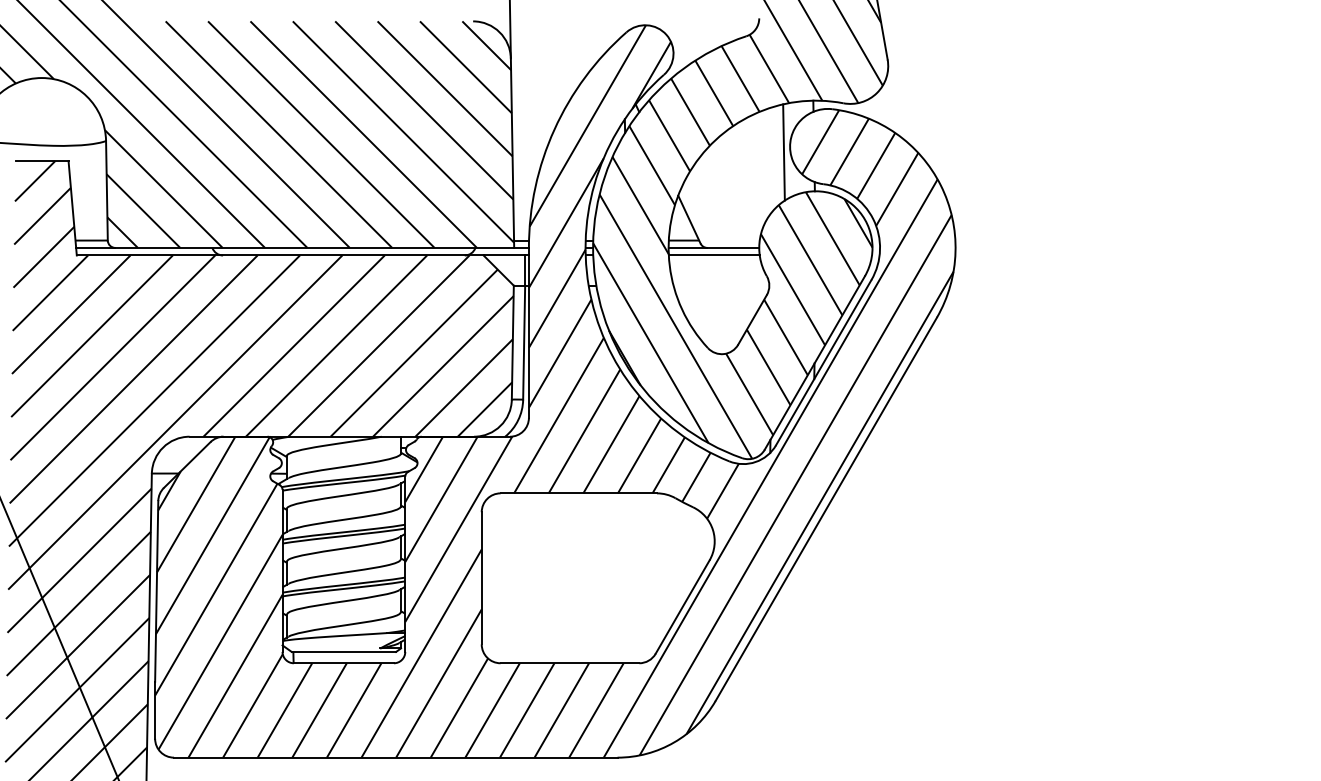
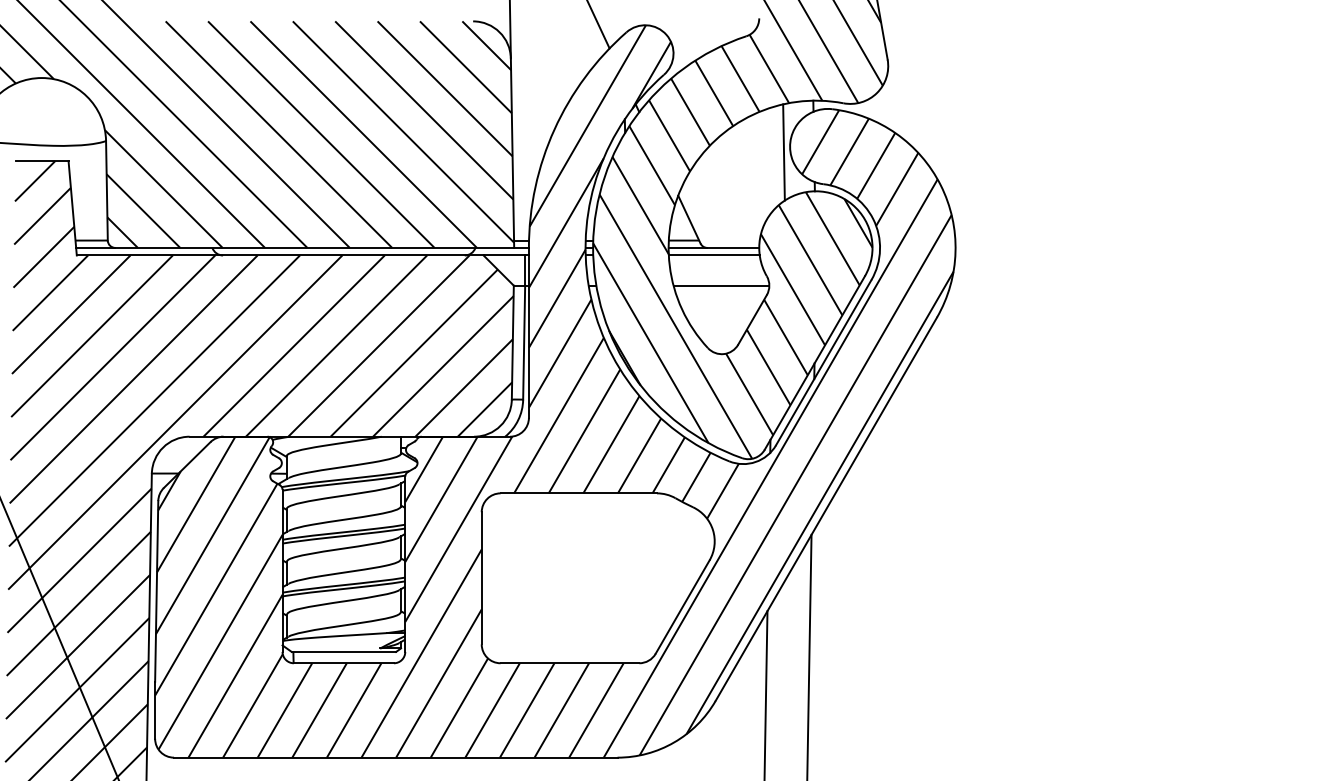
line: none -> present (598, 25)
line: none -> present (721, 285)
line: none -> present (809, 655)
line: none -> present (765, 694)
